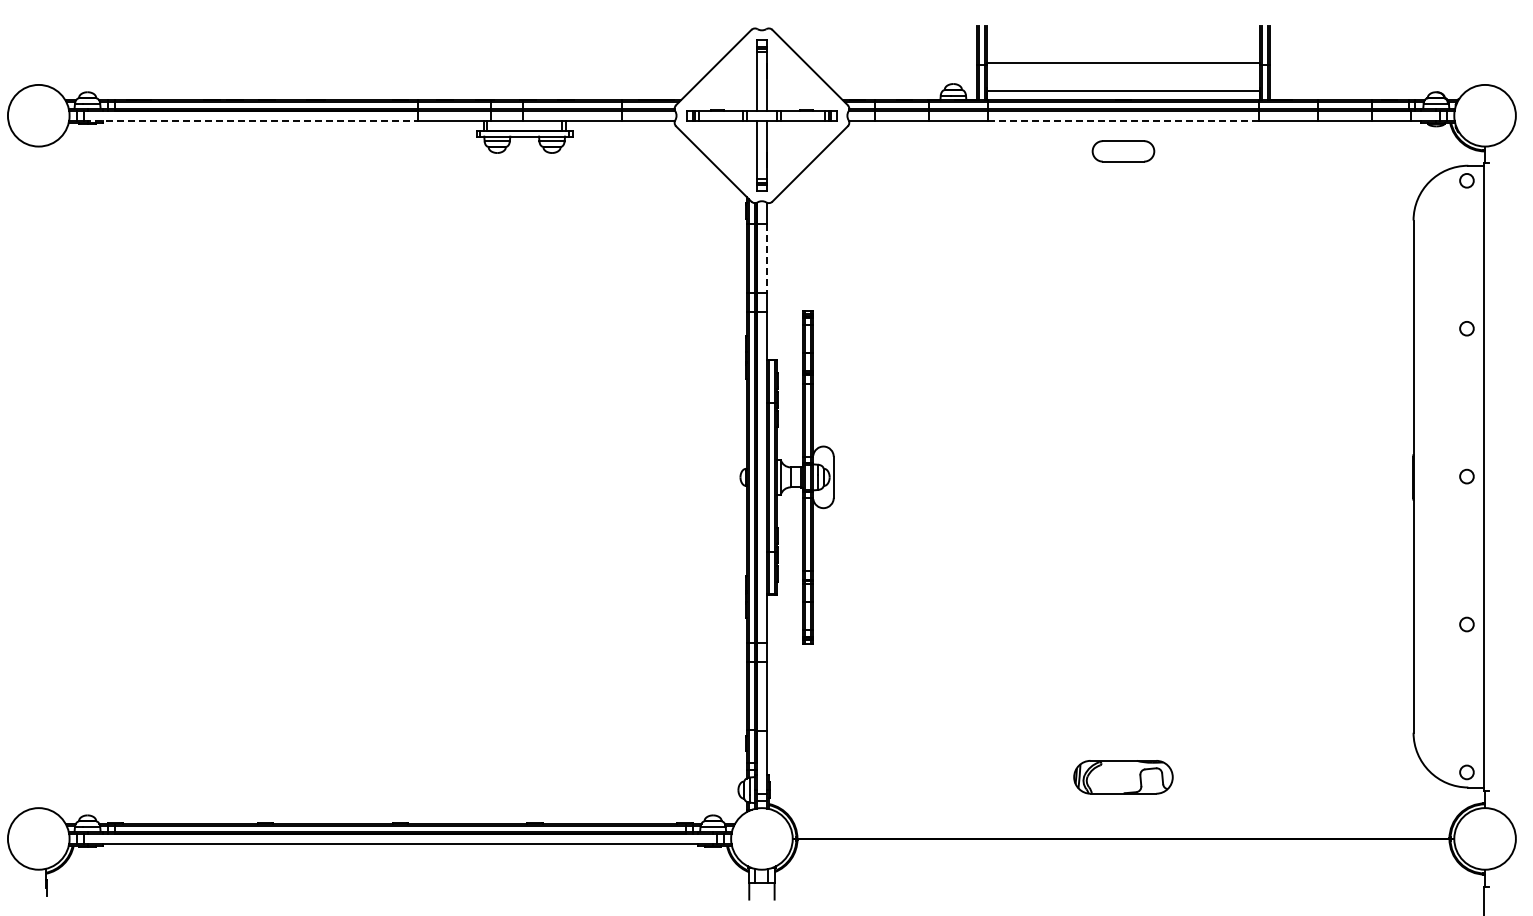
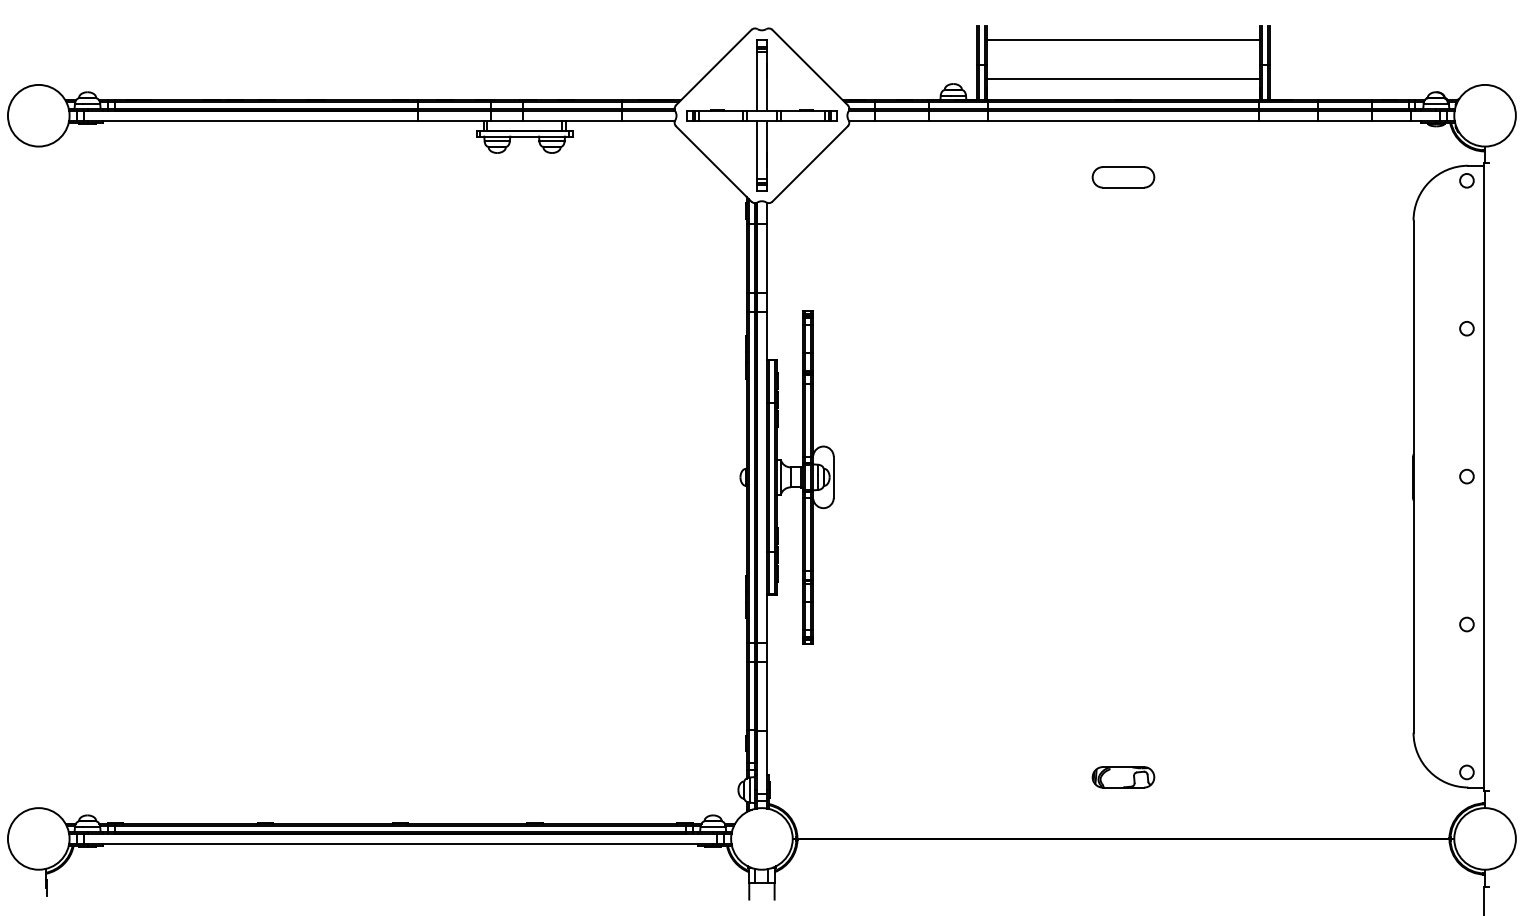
line position: (1123, 62) -> (1123, 39) (1123, 39)
line position: (1123, 90) -> (1123, 78) (1123, 78)
line: dashed -> solid (251, 120)
line: dashed -> solid (1123, 120)
part position: (1123, 151) -> (1123, 177) (1123, 177)
line: dashed -> solid (767, 259)
part size: 101x35 px -> 65x23 px (1123, 777)
